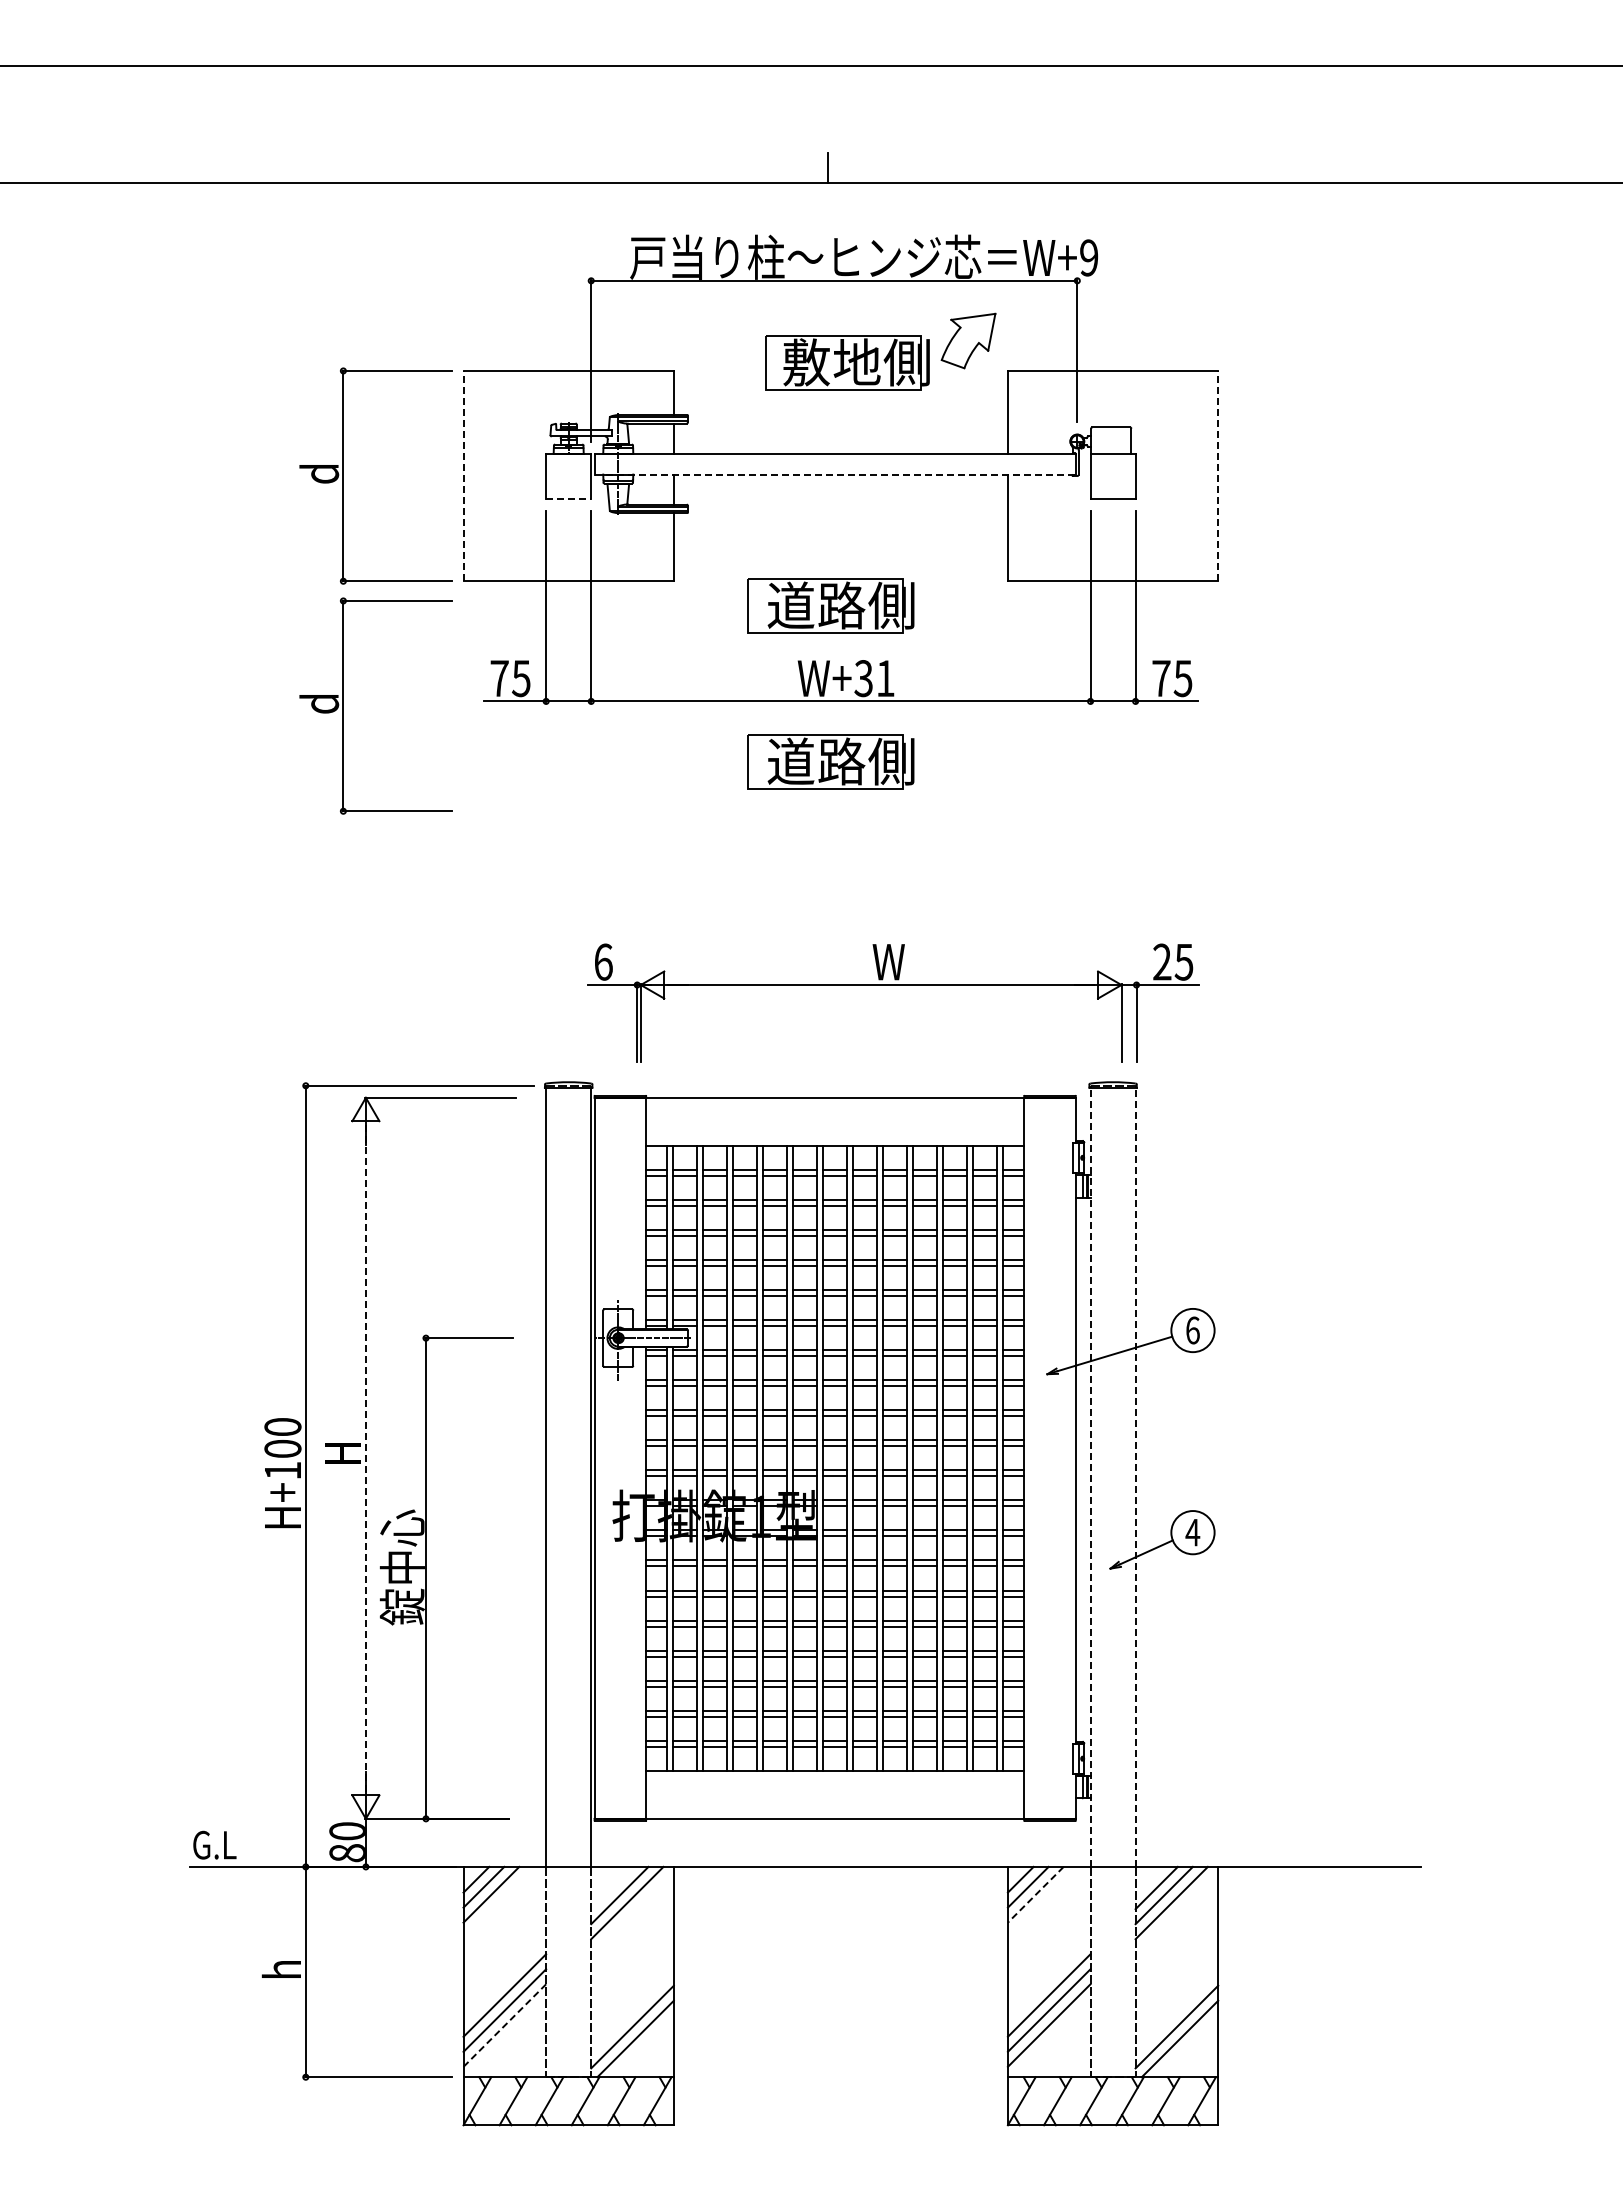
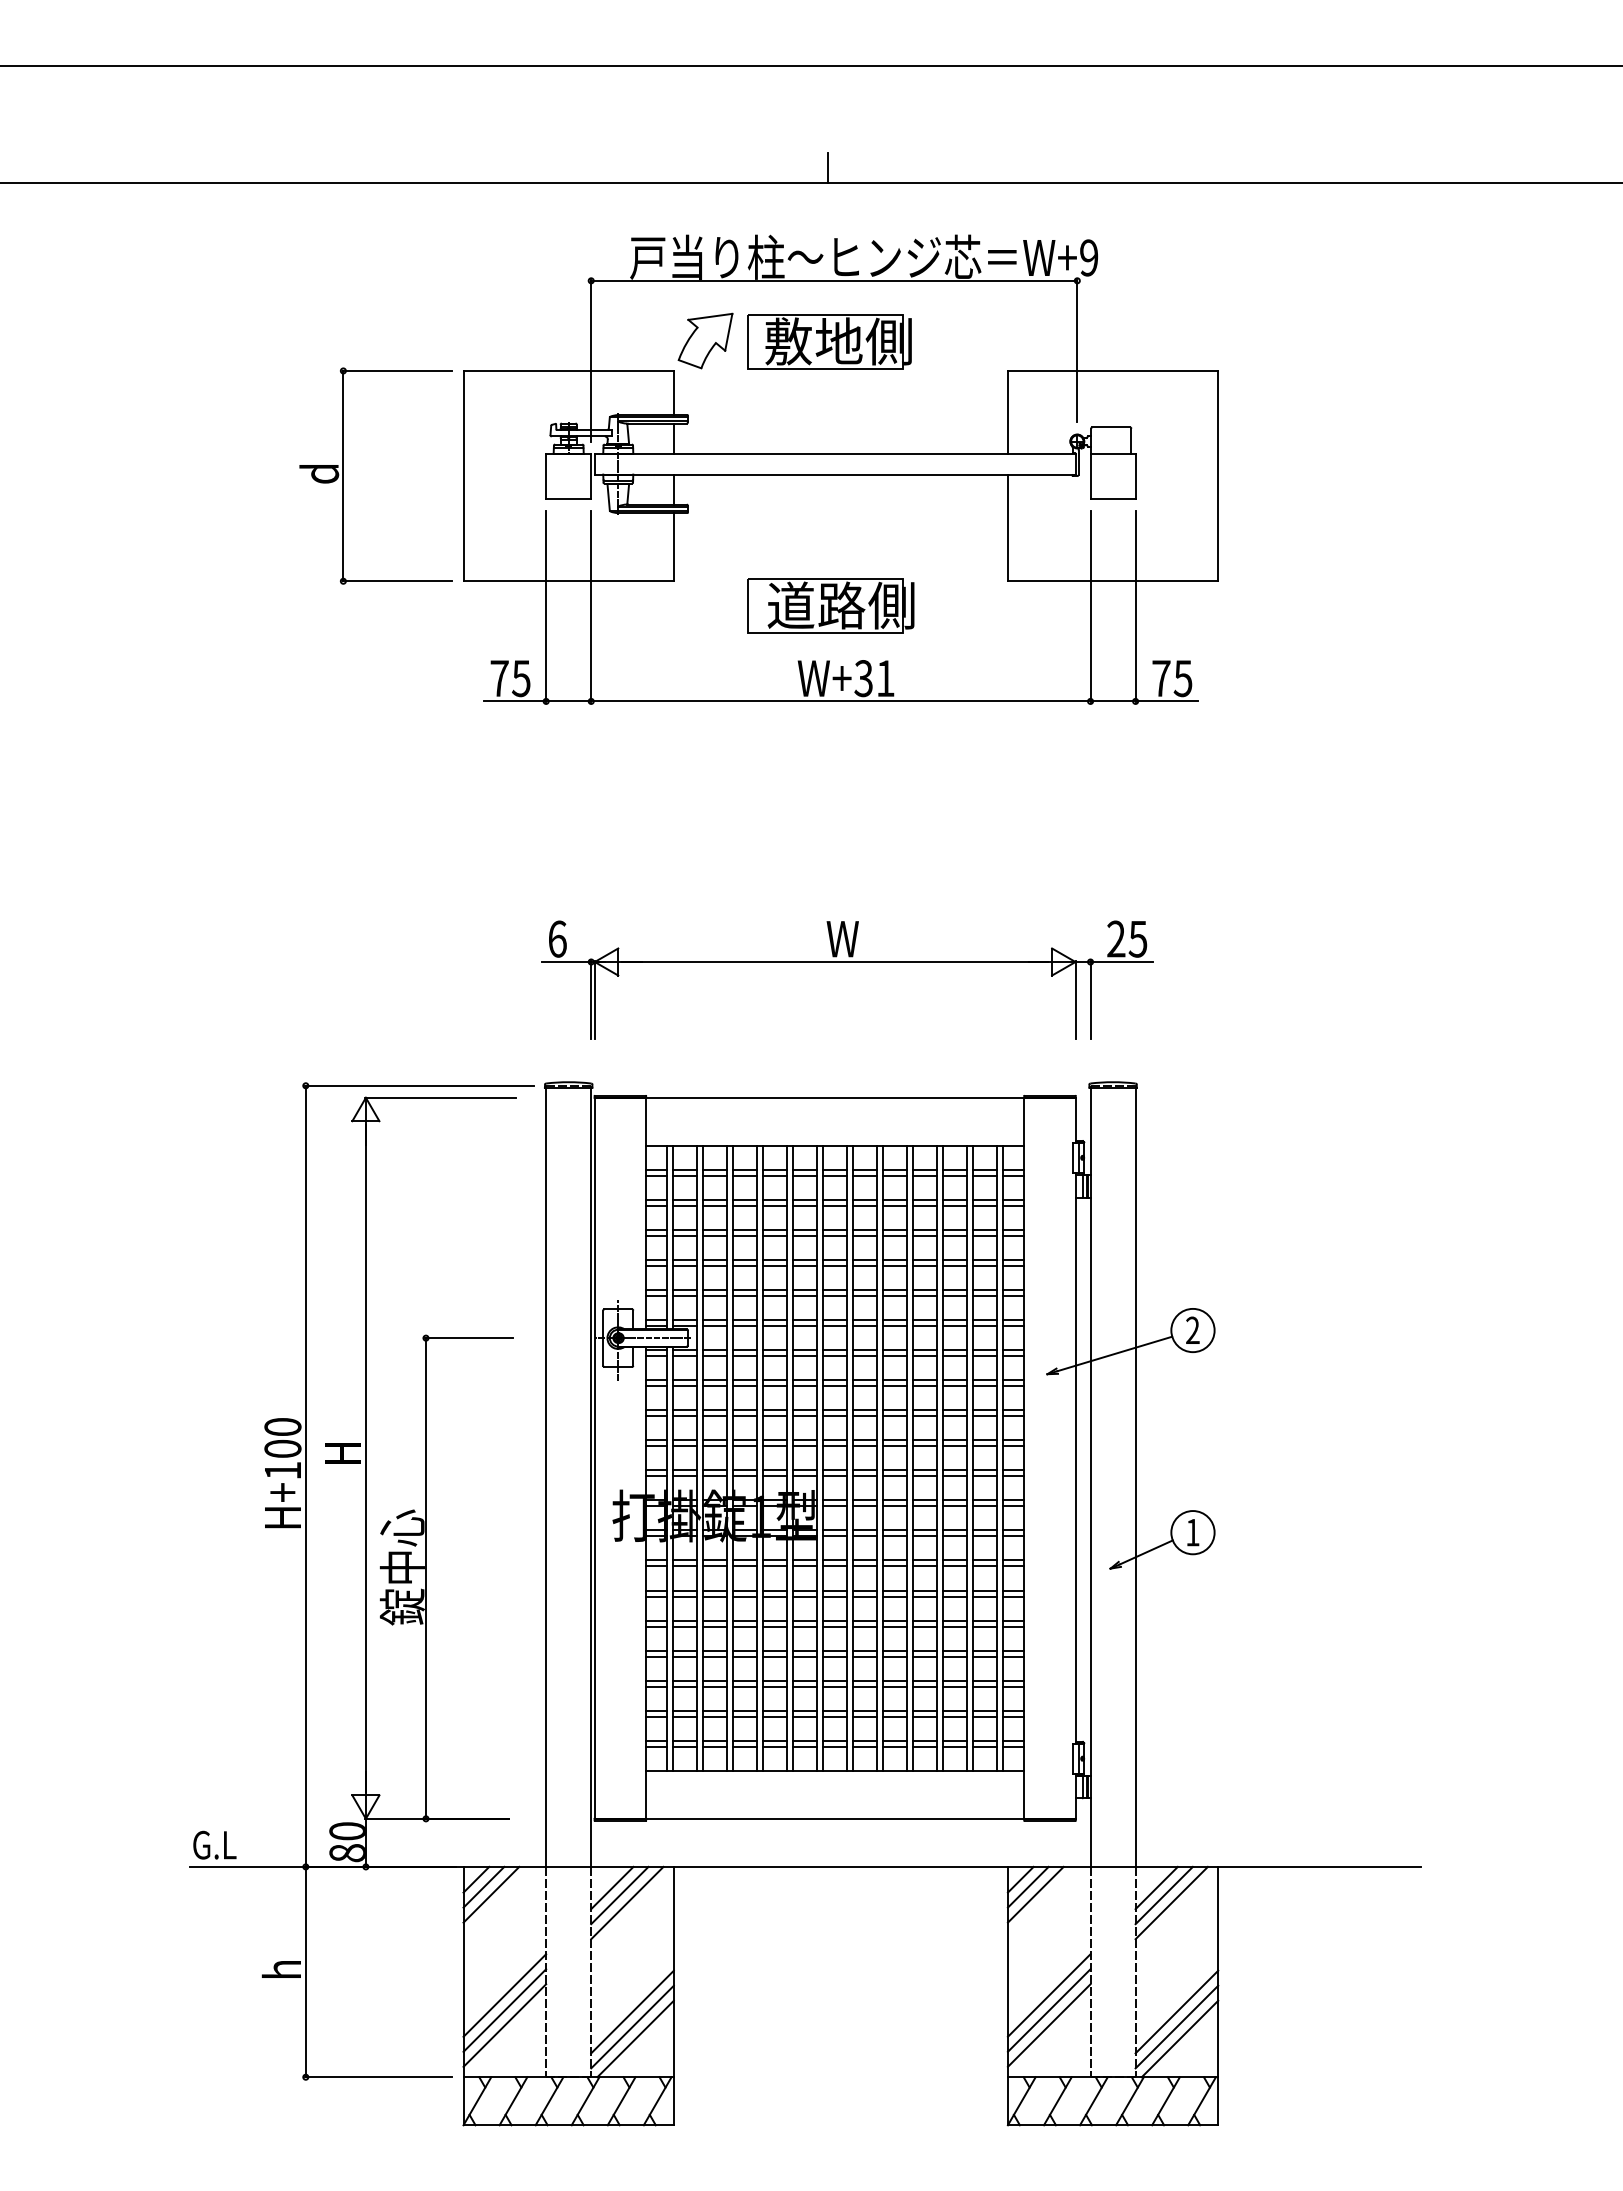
part position: (968, 340) -> (705, 340) (705, 340)
part position: (847, 362) -> (829, 341) (829, 341)
line: dashed -> solid (835, 474)
line: dashed -> solid (463, 475)
line: dashed -> solid (1218, 475)
line: dashed -> solid (568, 498)
part: present -> none (343, 705)
part: present -> none (830, 761)
part position: (893, 985) -> (847, 962) (847, 962)
text: 6 -> 2 (1192, 1330)
line: dashed -> solid (365, 1458)
line: dashed -> solid (1090, 1477)
line: dashed -> solid (1135, 1477)
text: 4 -> 1 (1192, 1532)
line: none -> present (612, 1887)
line: dashed -> solid (1035, 1895)
line: none -> present (632, 2011)
line: none -> present (1176, 2011)
line: dashed -> solid (505, 2025)
